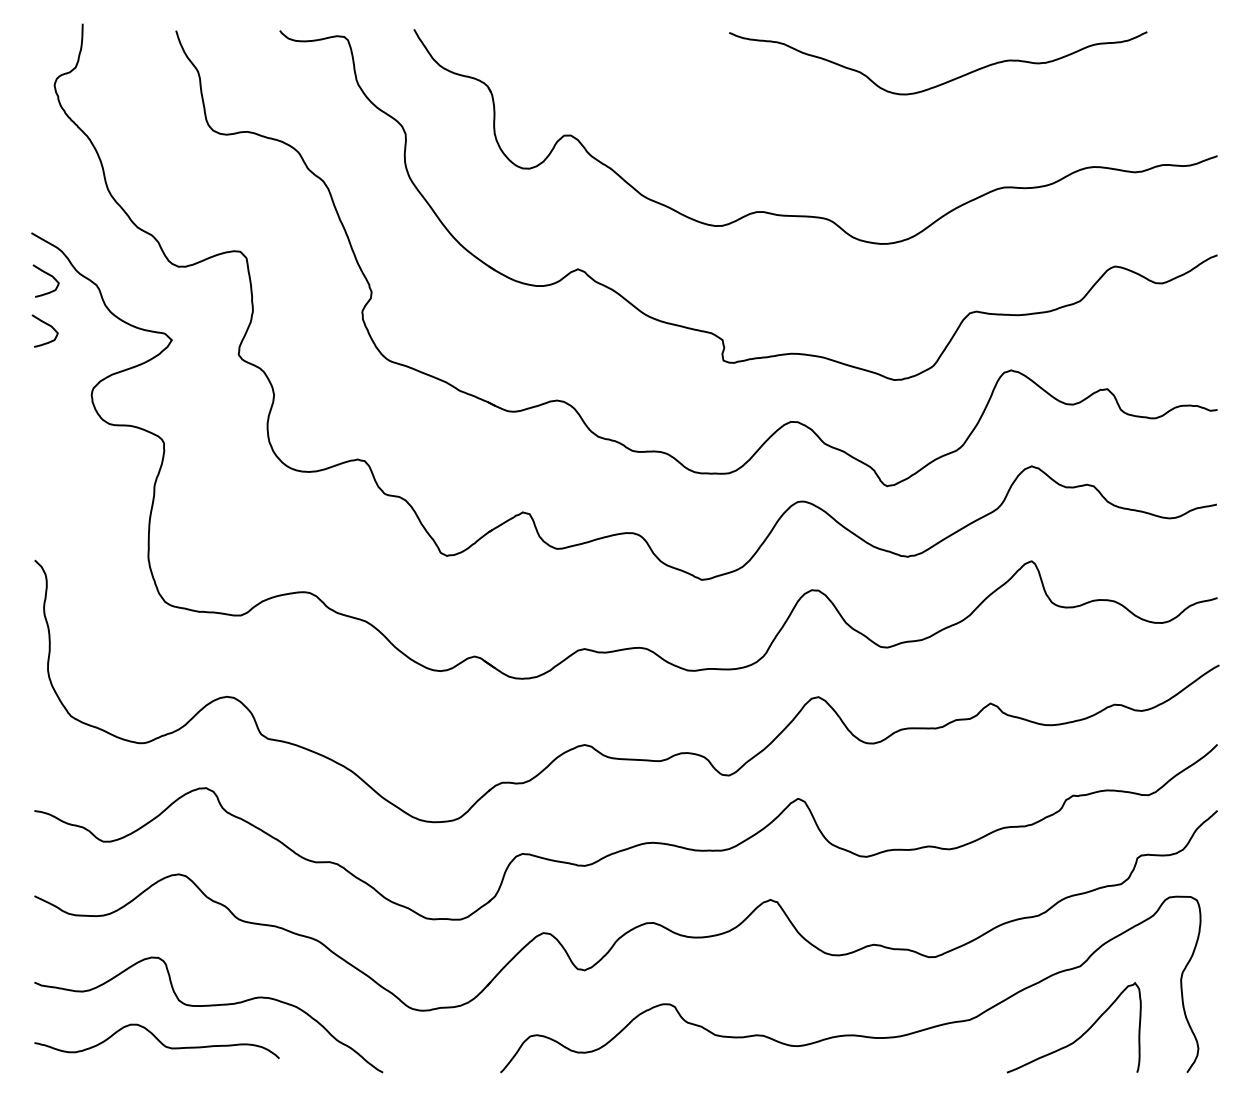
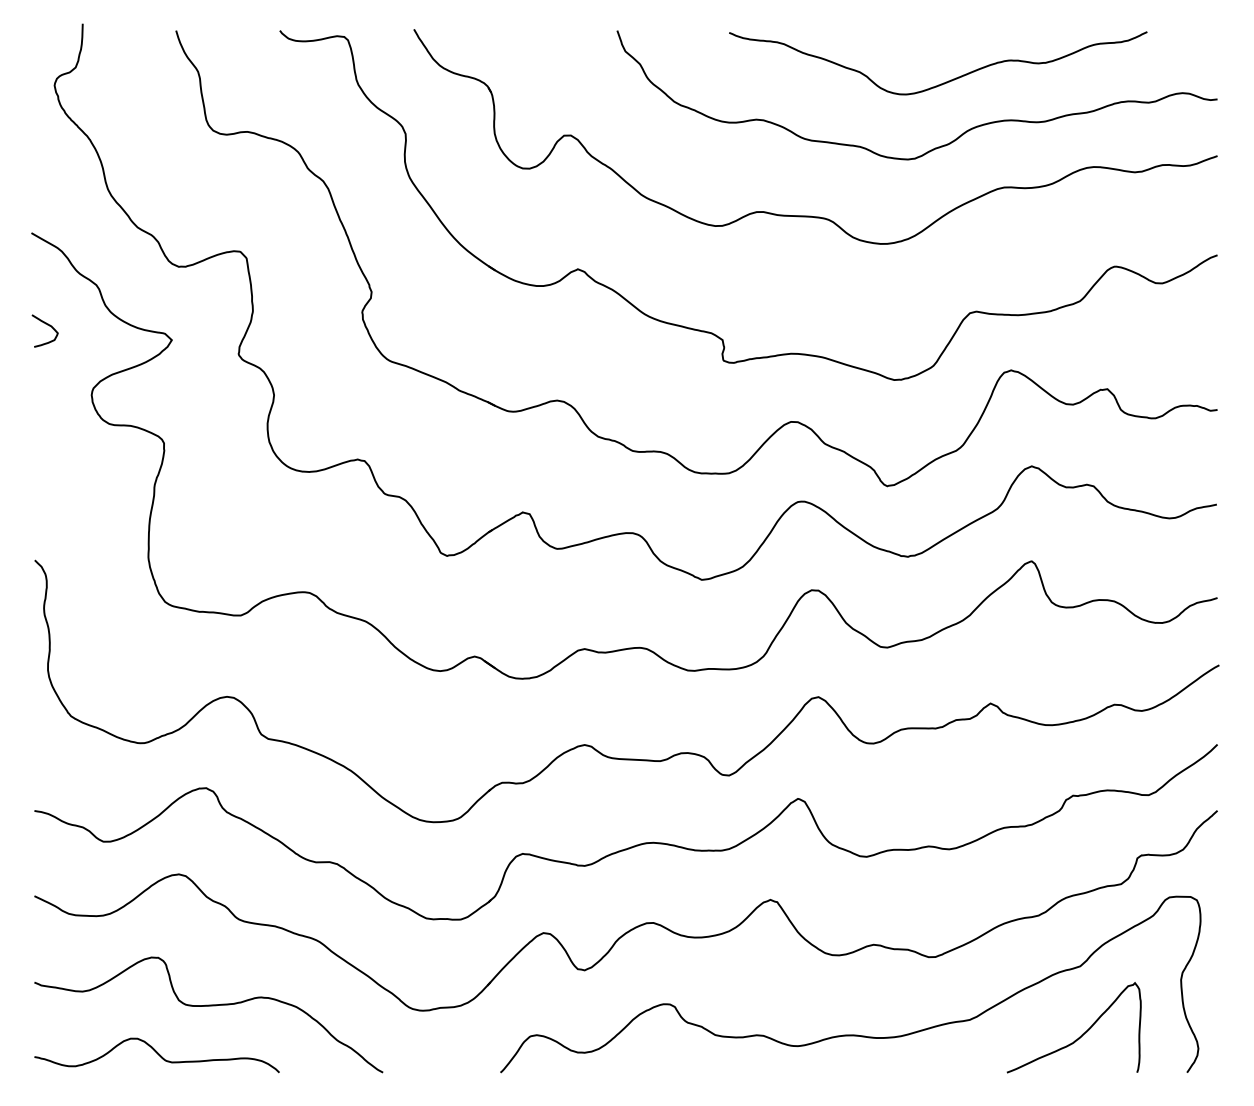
curve: none -> present (935, 147)
curve: present -> none (48, 275)
curve position: (157, 1040) -> (157, 1054) (157, 1054)
